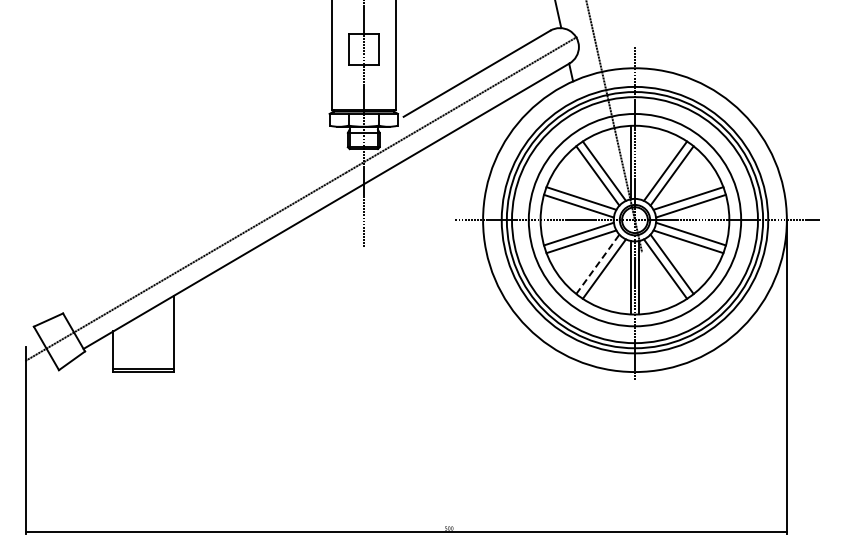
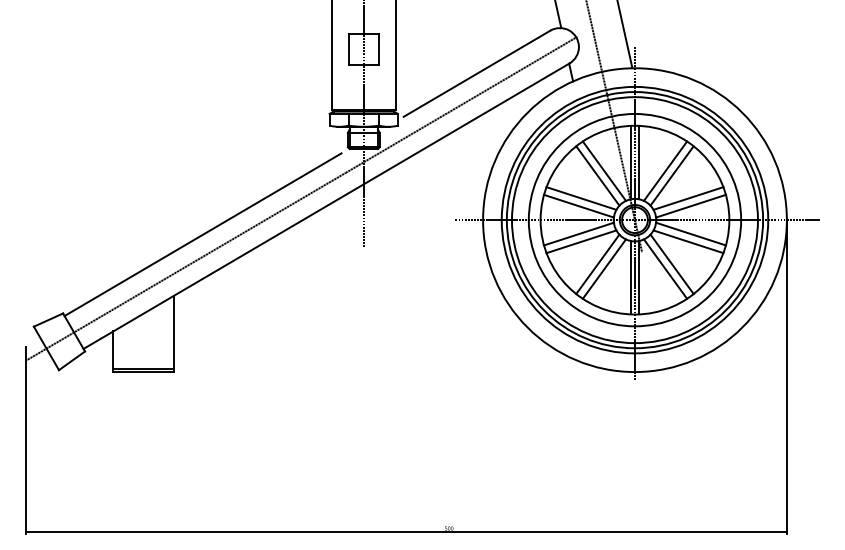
line: none -> present (624, 35)
line: none -> present (639, 162)
line: none -> present (202, 234)
line: dashed -> solid (597, 264)
